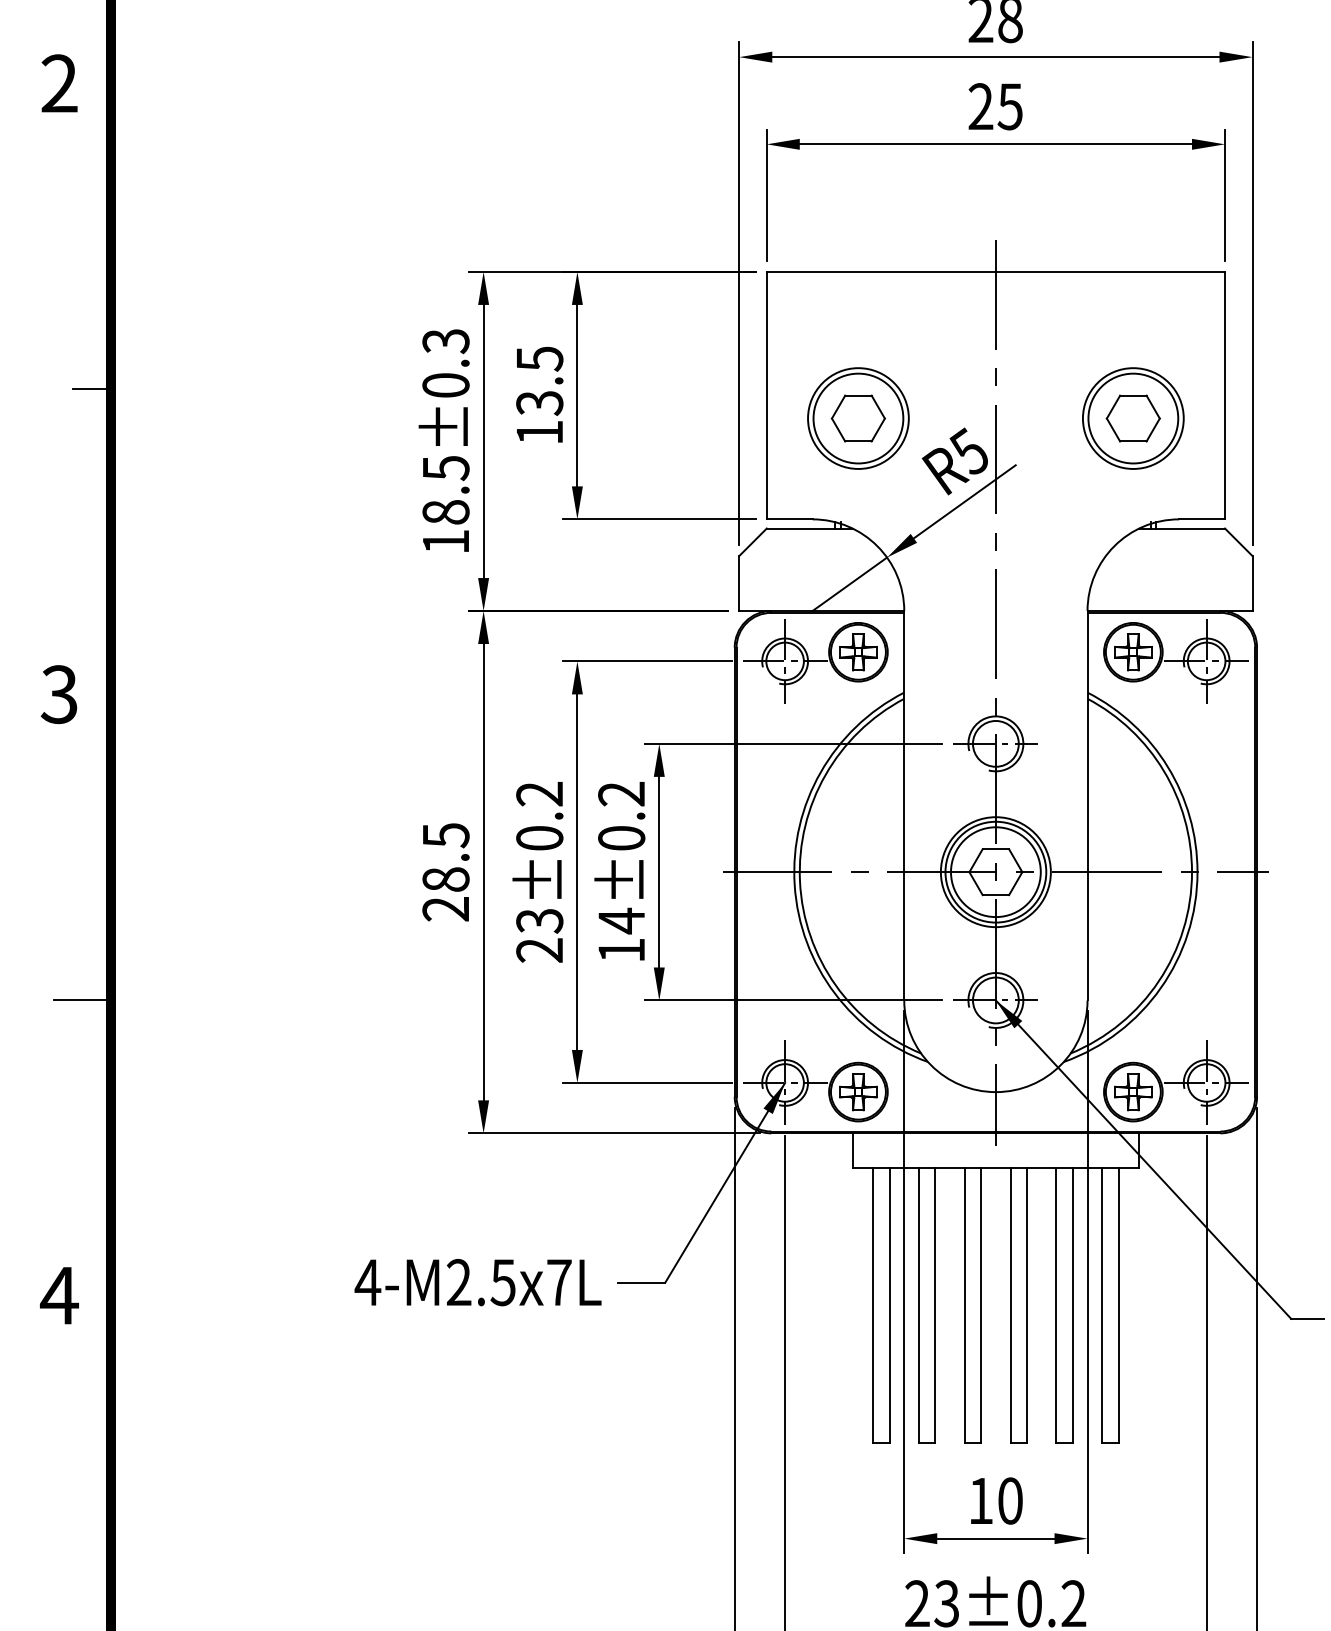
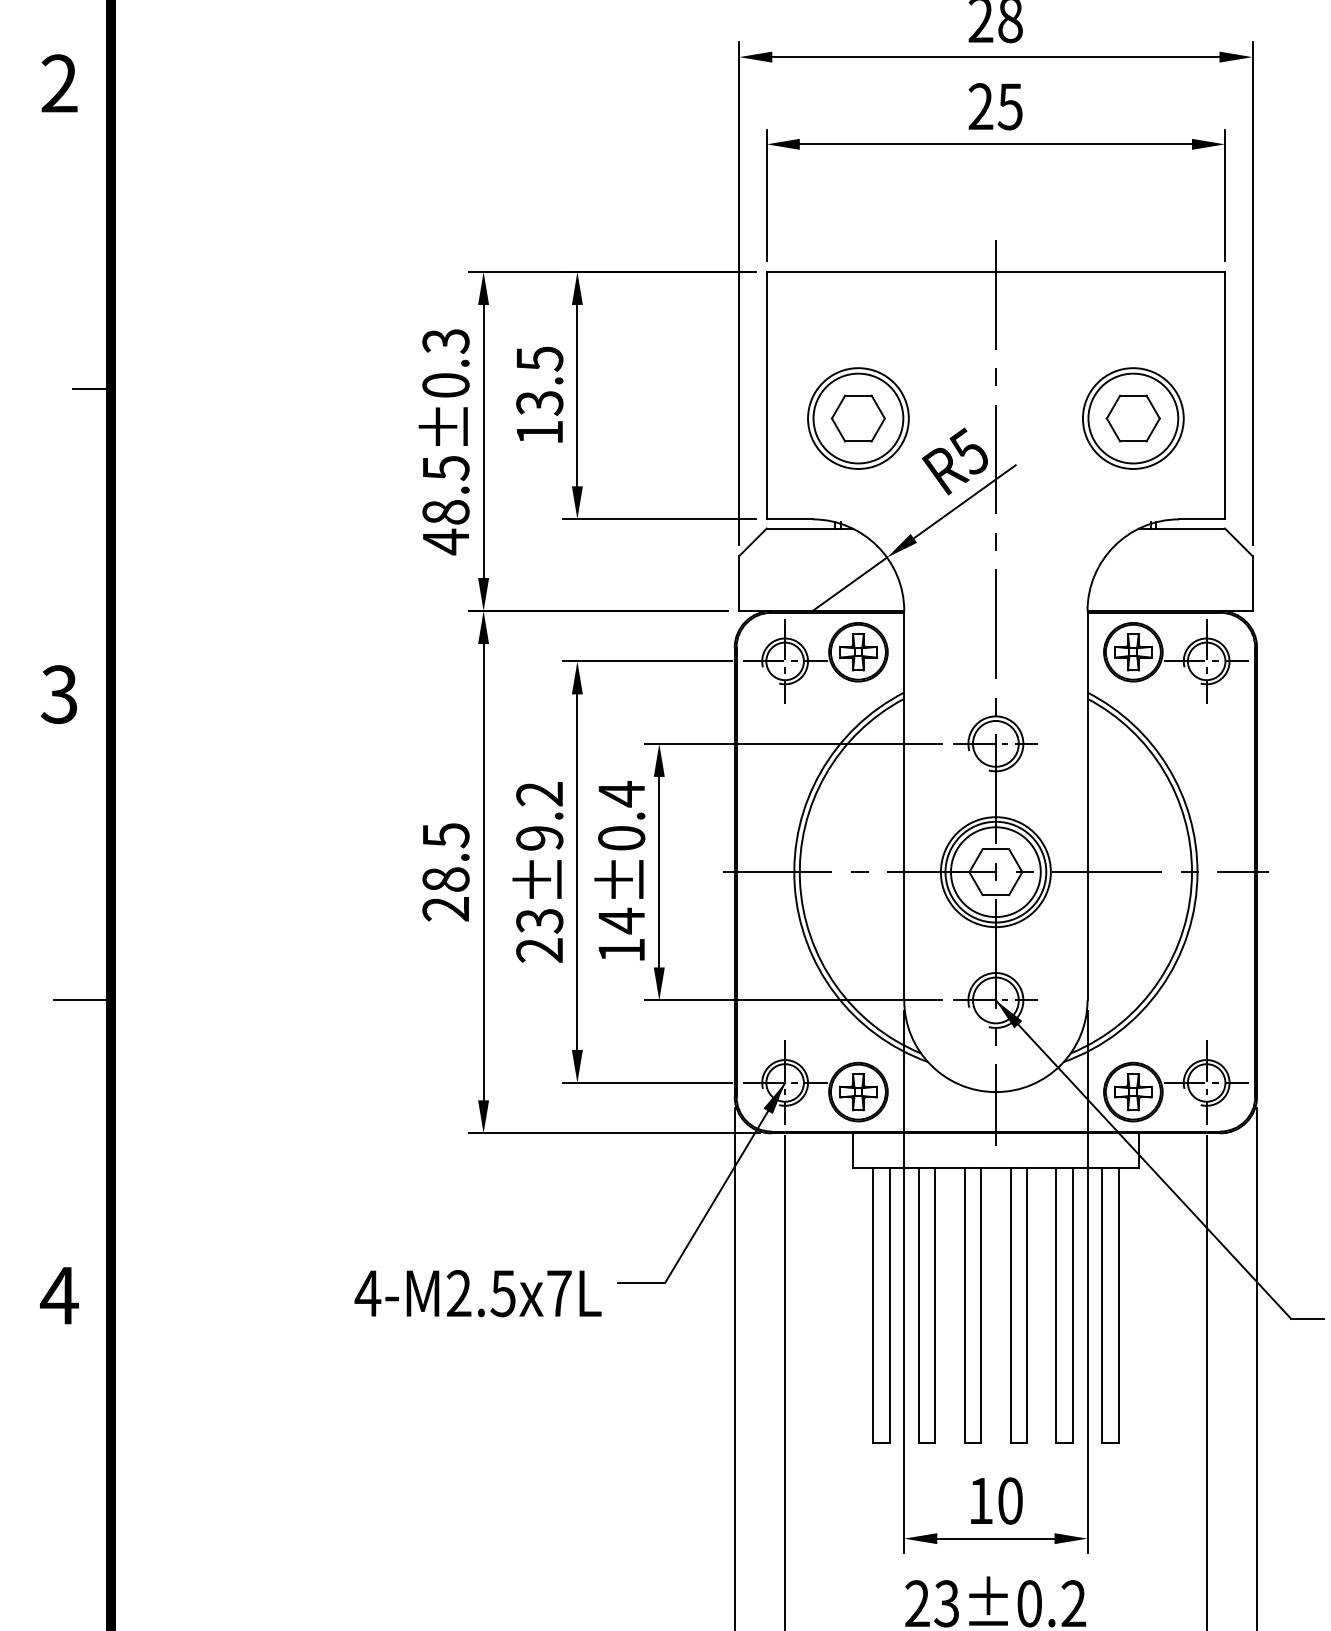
text: 18.5±0.3 -> 48.5±0.3 (445, 541)
text: 14±0.2 -> 14±0.4 (621, 794)
text: 23±0.2 -> 23±9.2 (539, 838)
text position: (477, 1282) -> (477, 1293) (477, 1293)
